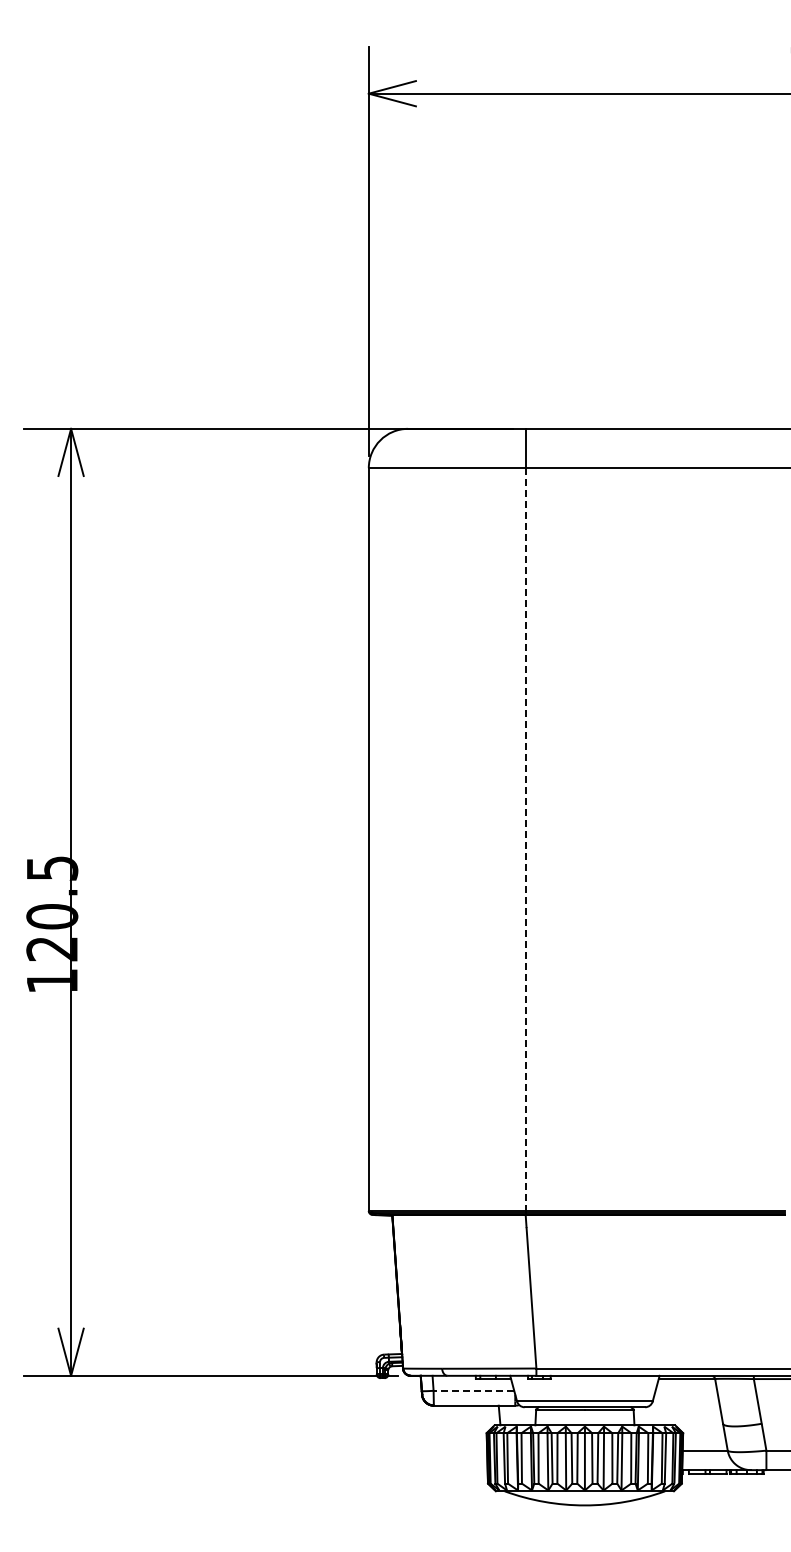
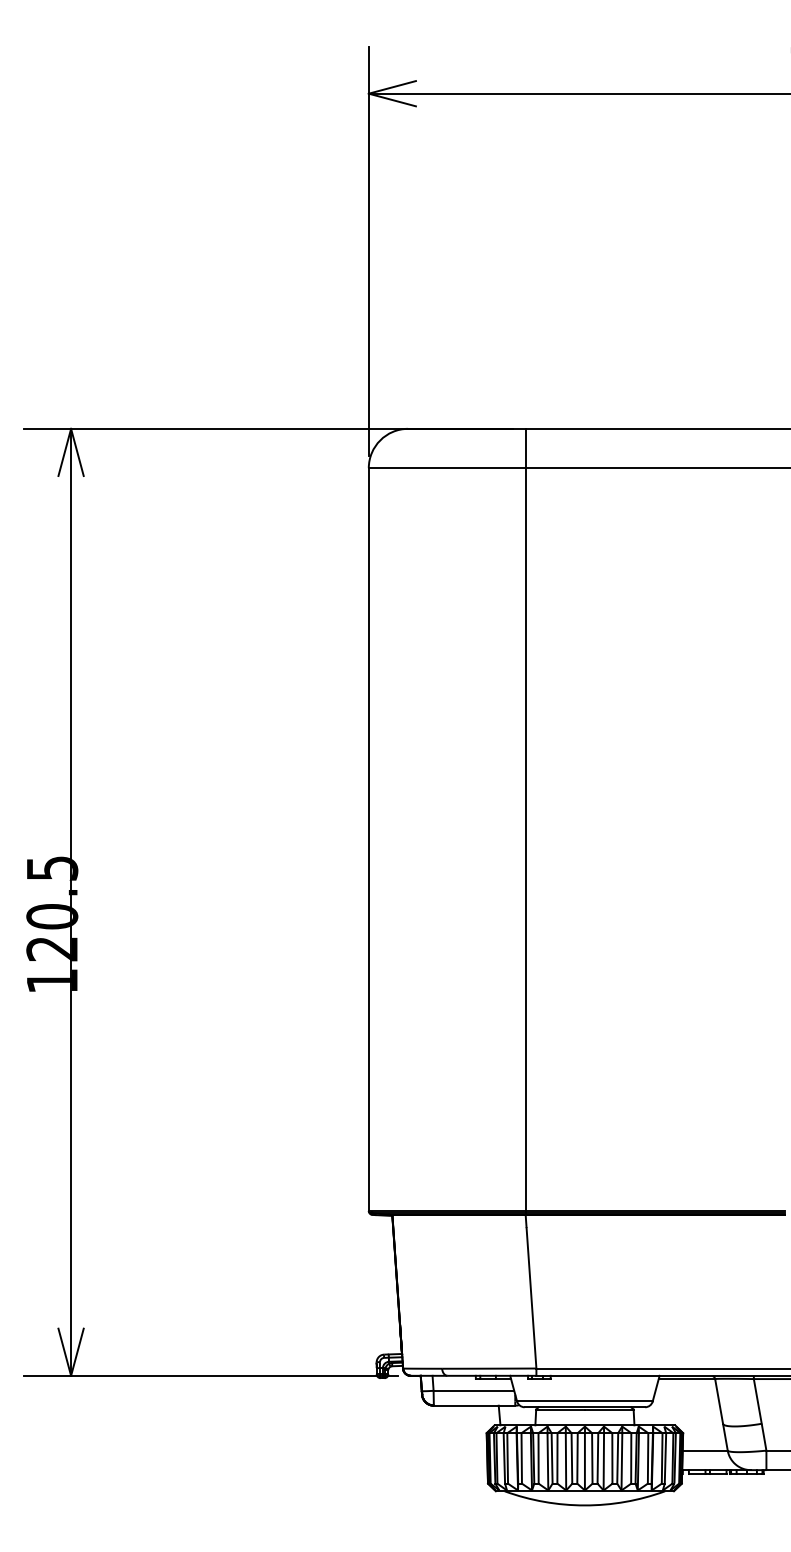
line: dashed -> solid (525, 840)
line: dashed -> solid (473, 1390)
